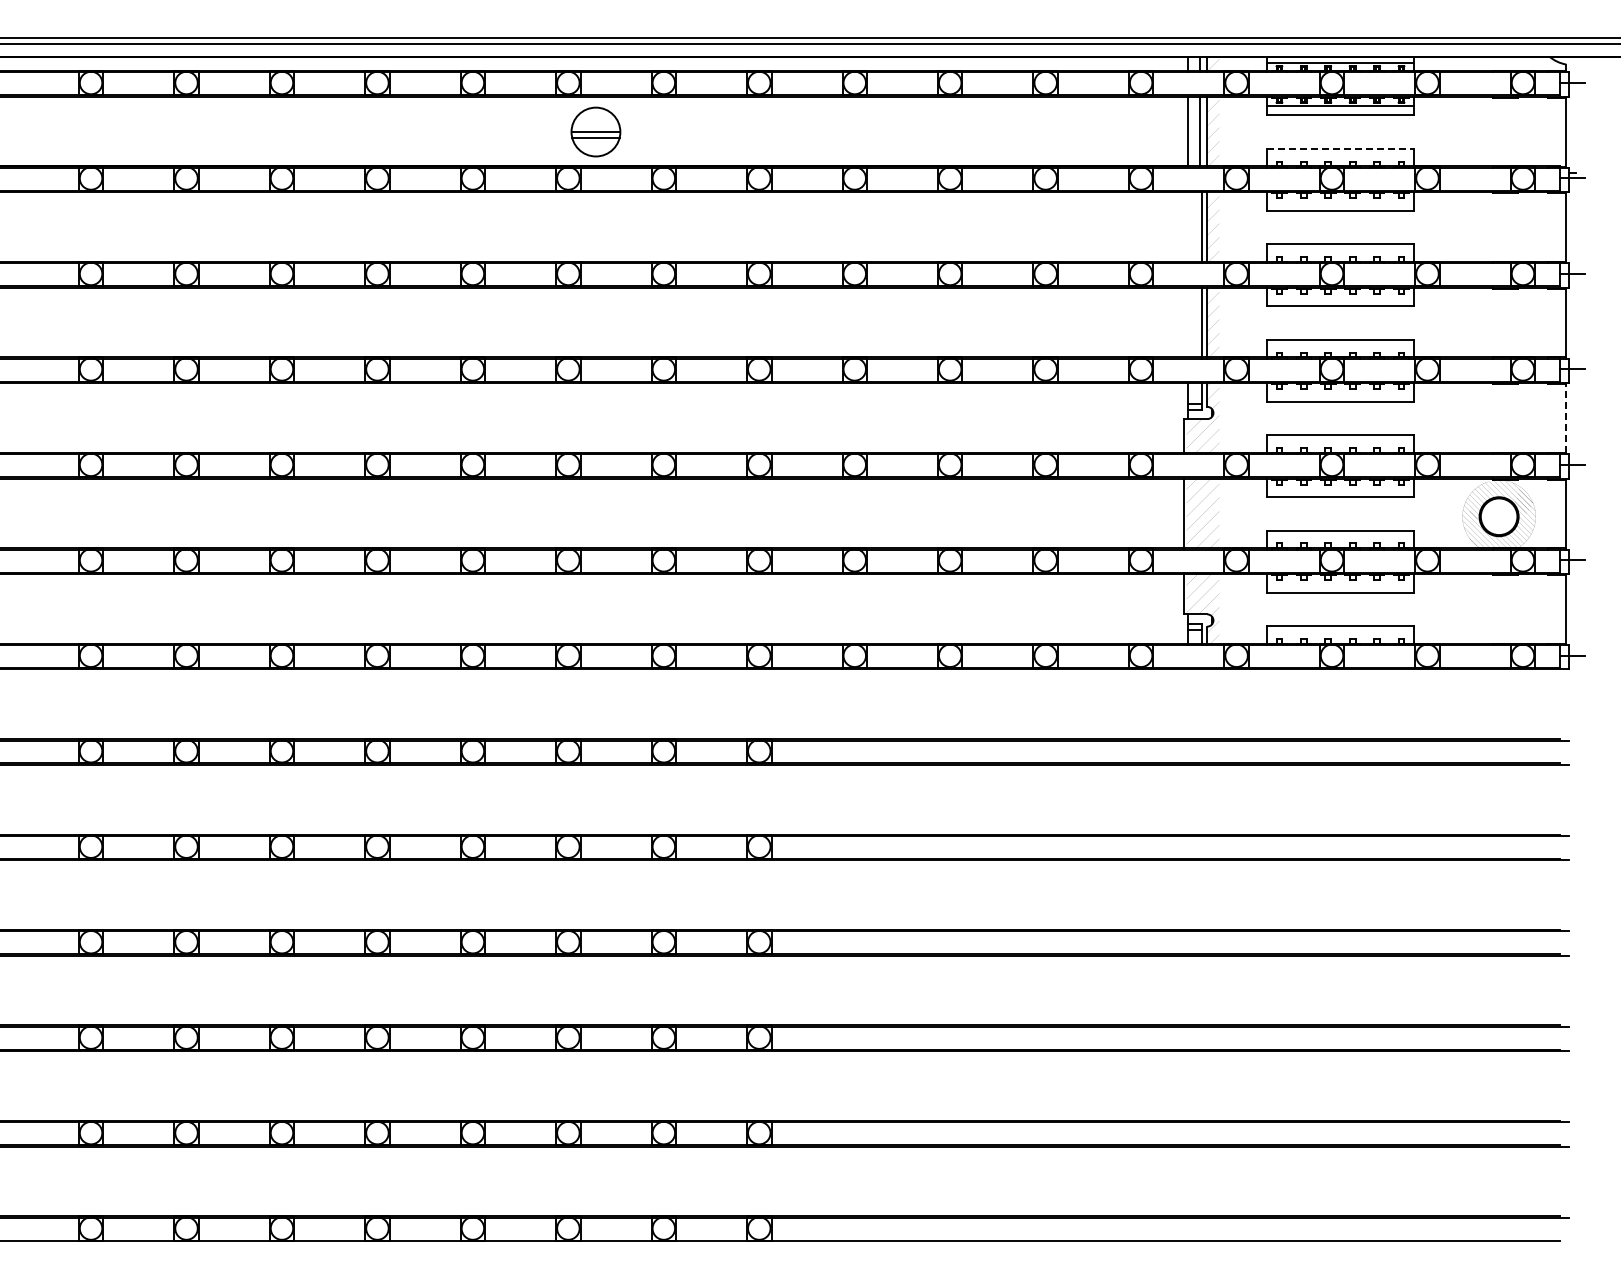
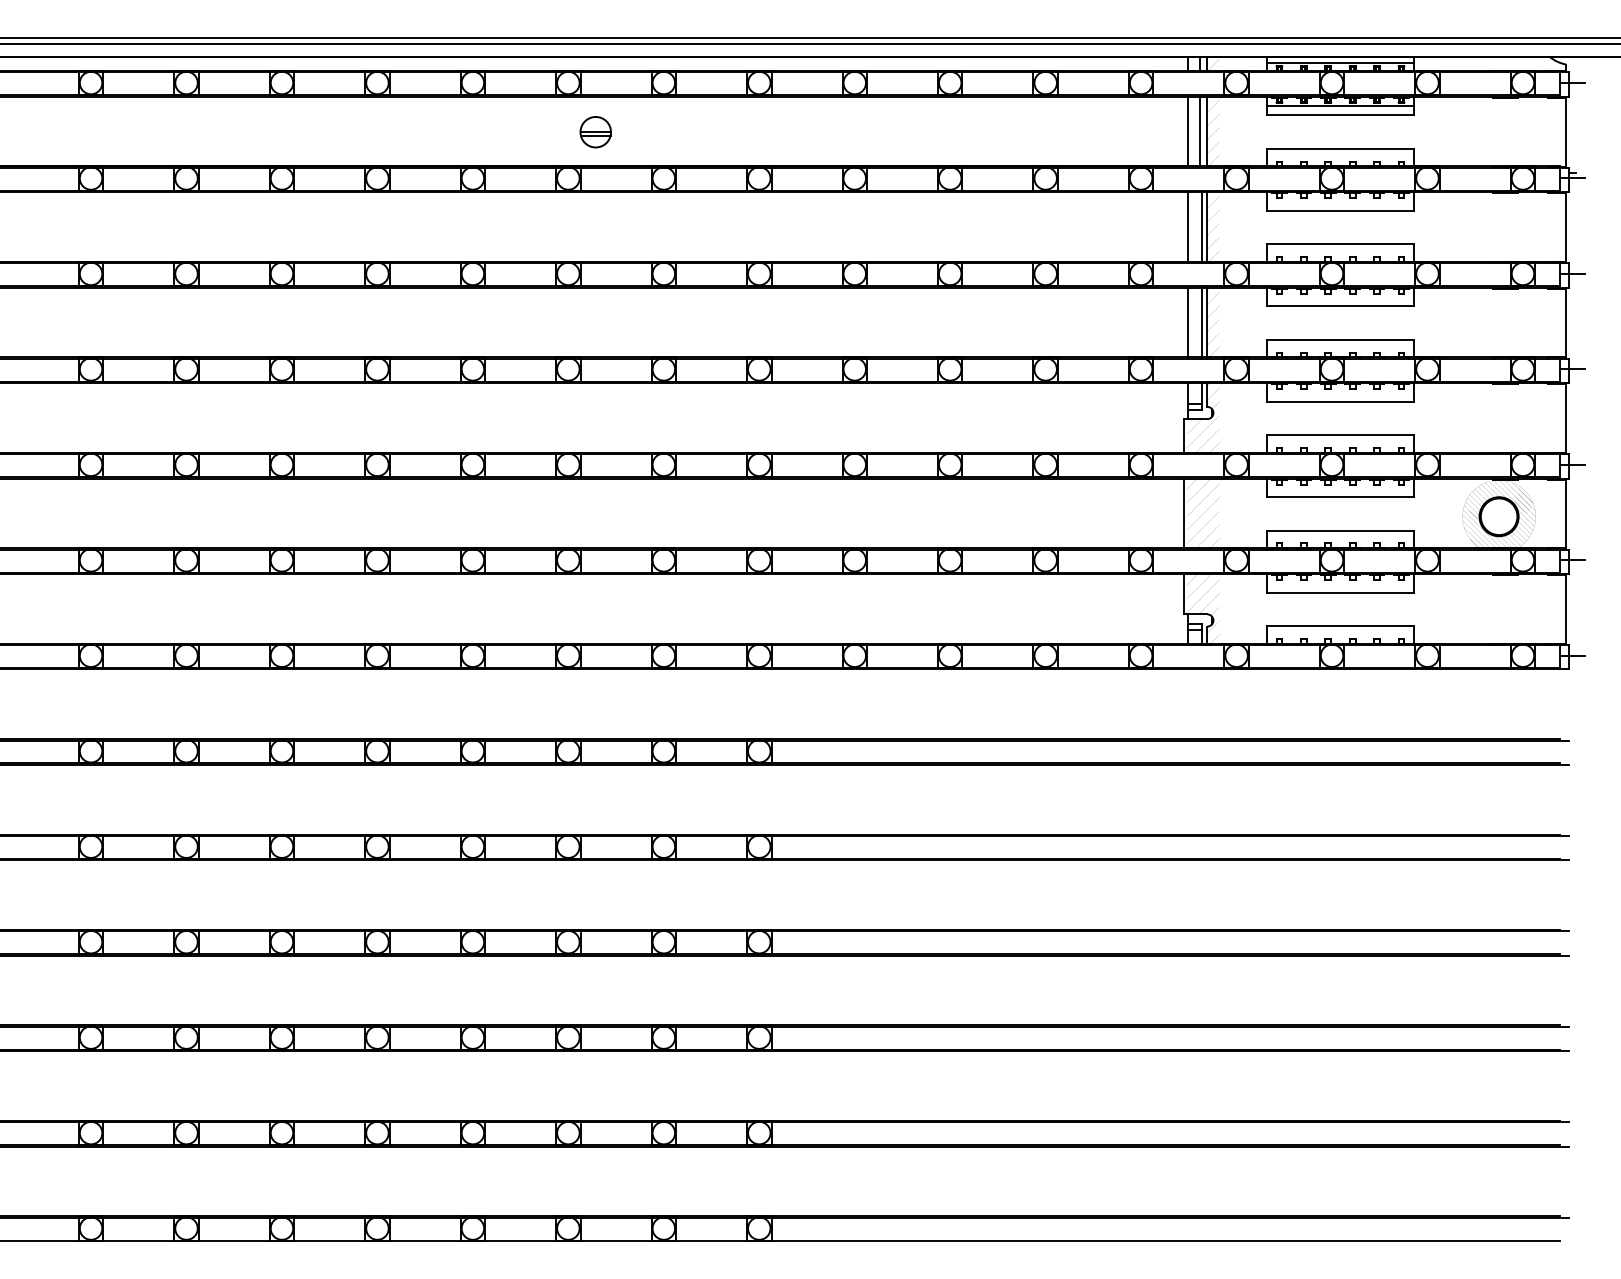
part size: 52x52 px -> 33x33 px (595, 132)
line: dashed -> solid (1340, 148)
line: none -> present (1187, 227)
line: none -> present (1187, 322)
line: dashed -> solid (1566, 418)
